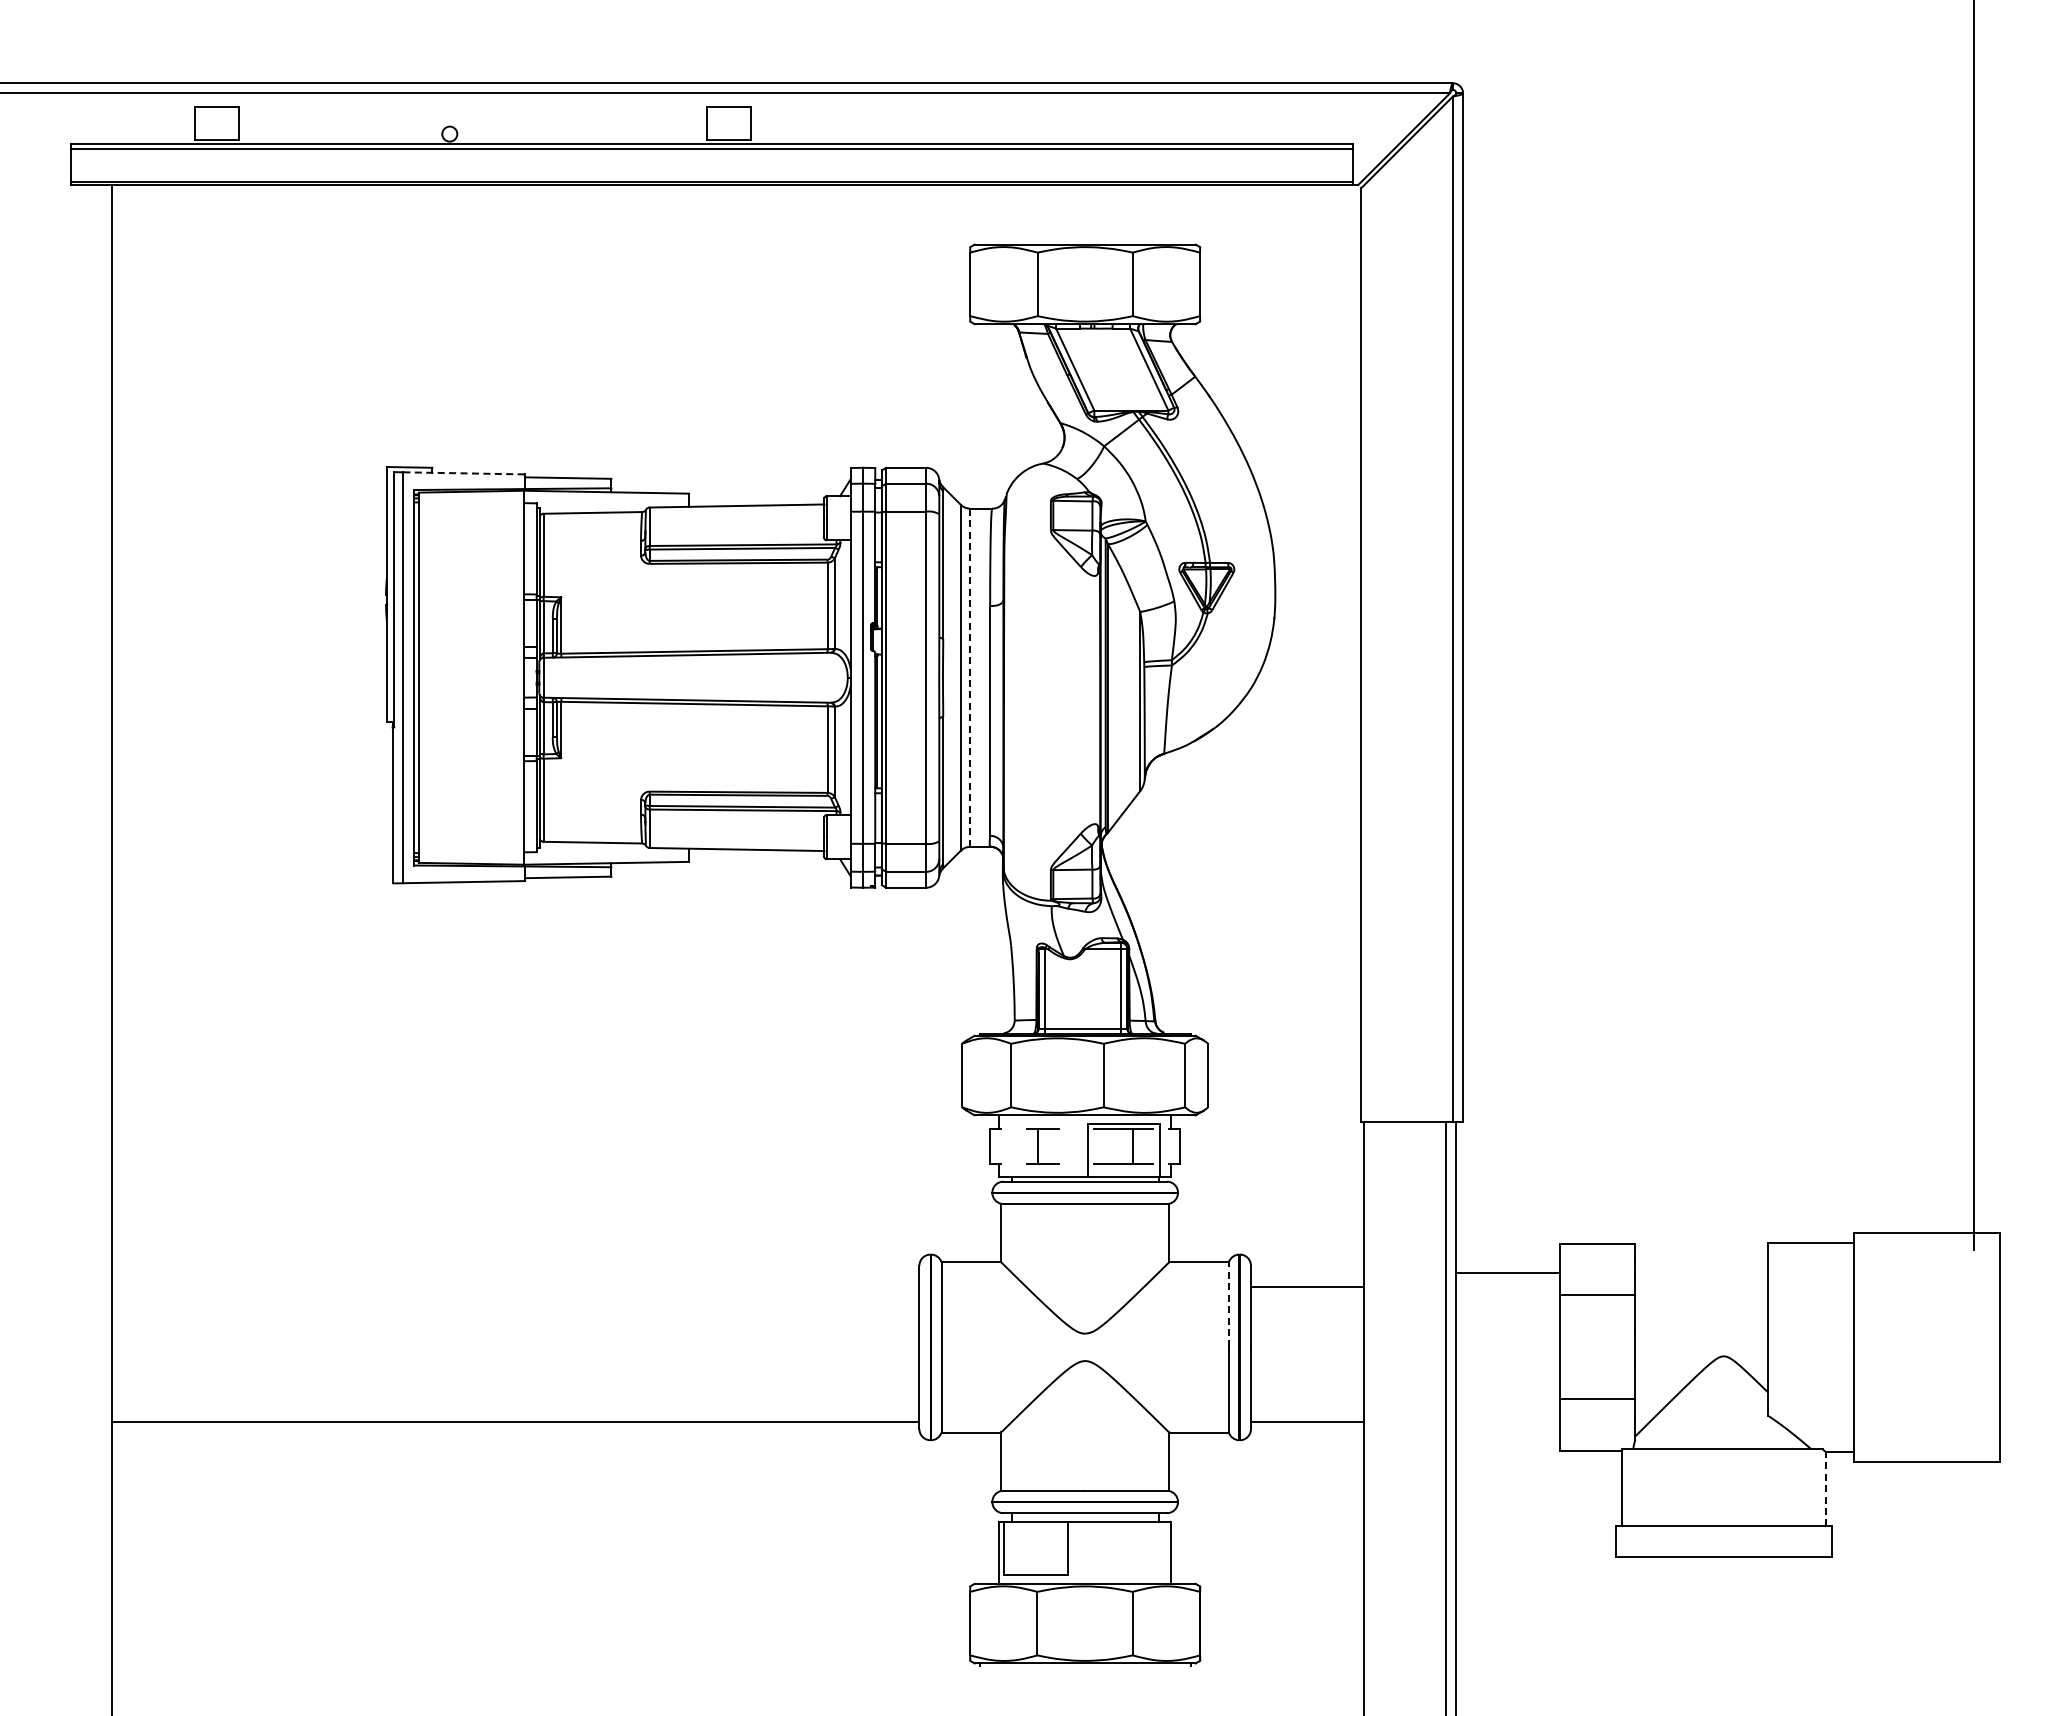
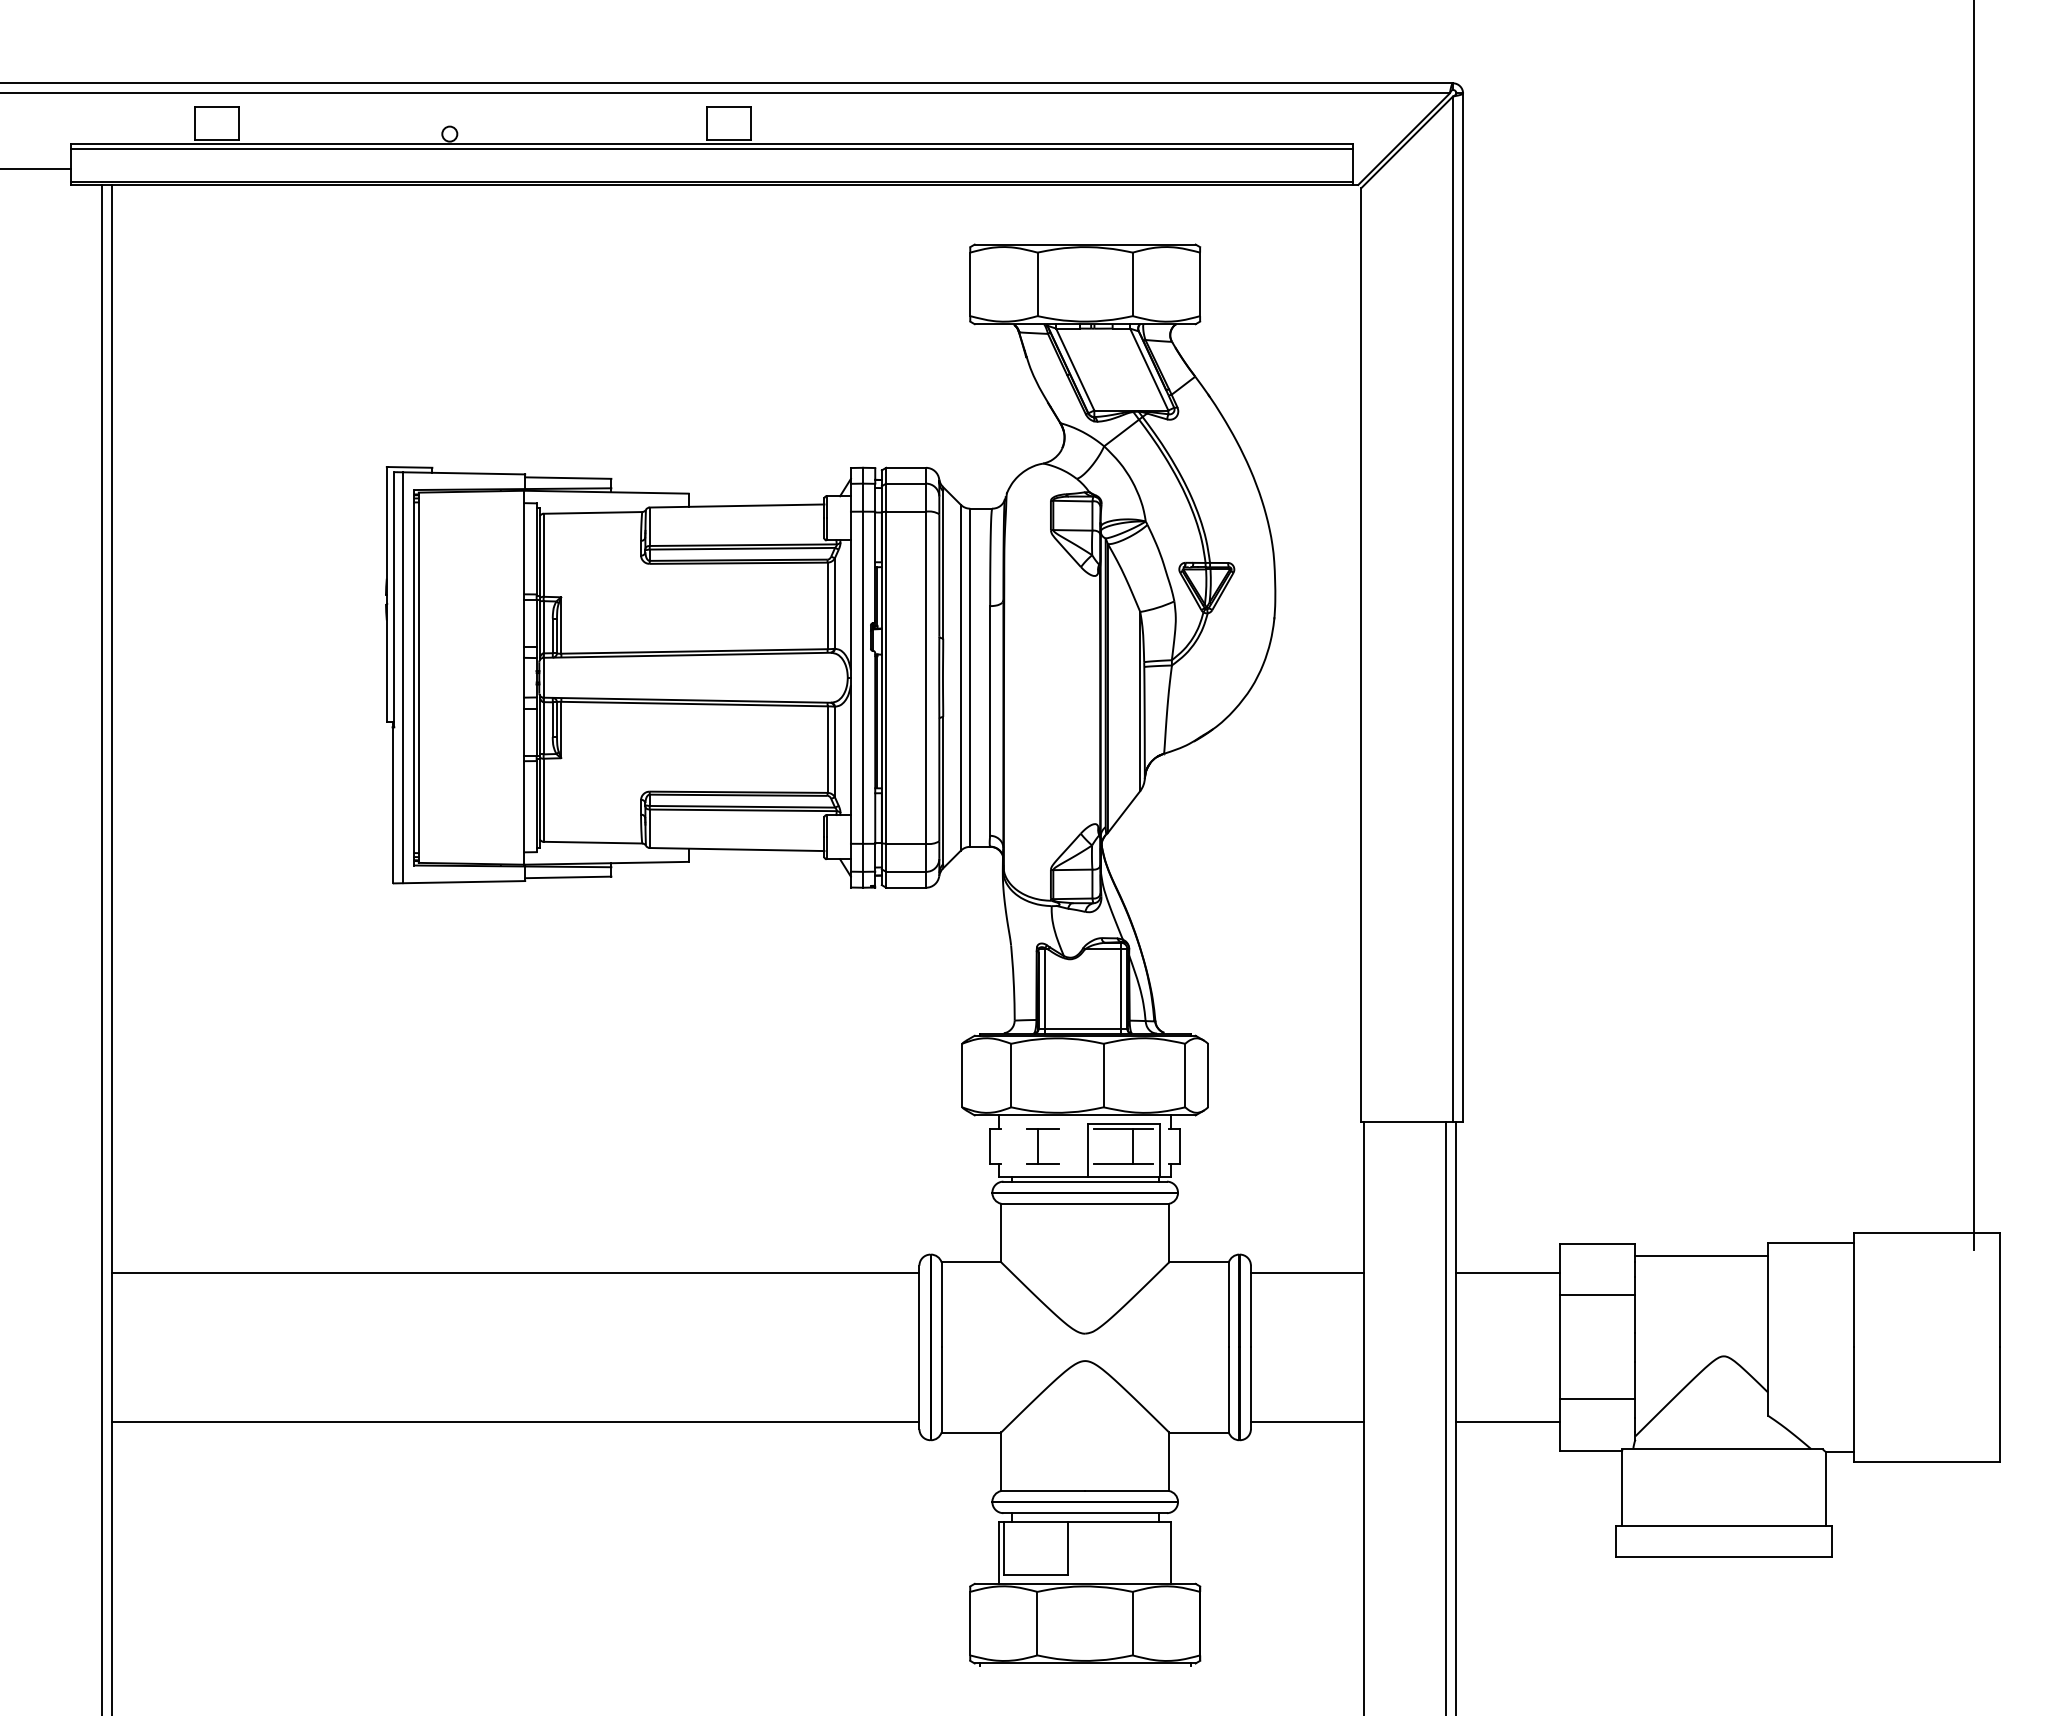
line: none -> present (36, 169)
line: dashed -> solid (464, 473)
line: dashed -> solid (970, 677)
line: none -> present (101, 948)
line: none -> present (1701, 1256)
line: none -> present (515, 1272)
line position: (1306, 1286) -> (1306, 1272) (1306, 1272)
line: dashed -> solid (1228, 1304)
line: none -> present (1508, 1421)
line: dashed -> solid (1825, 1488)
